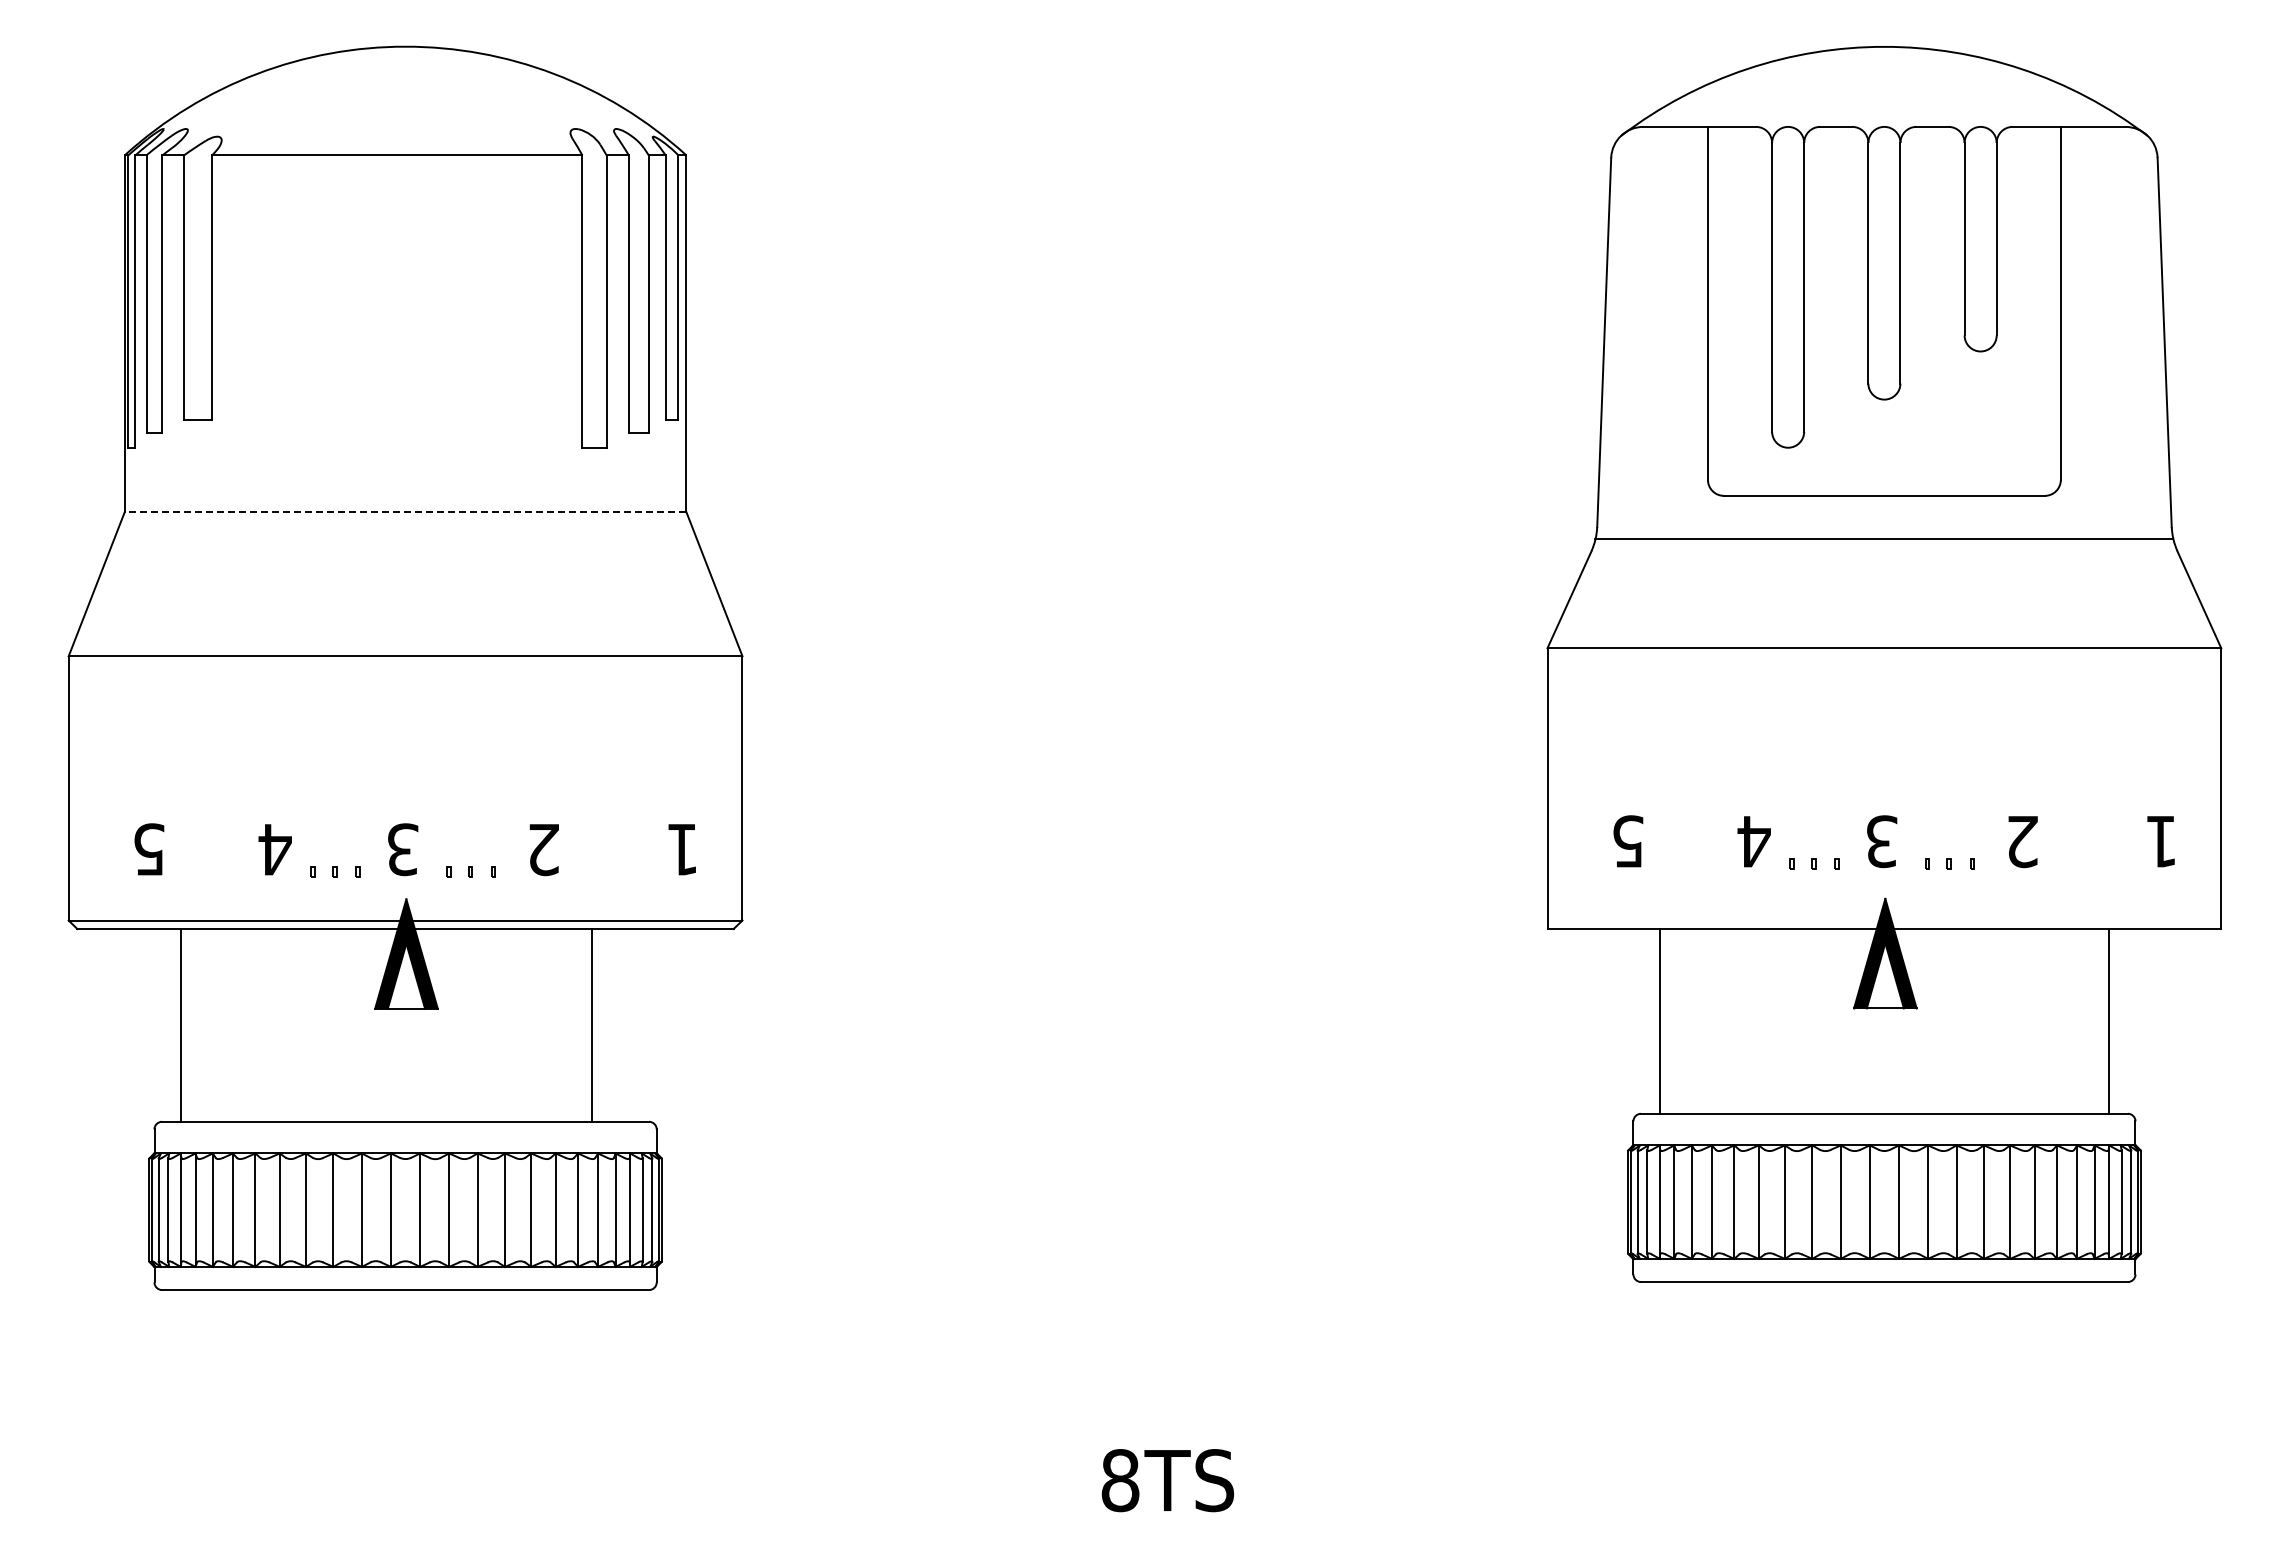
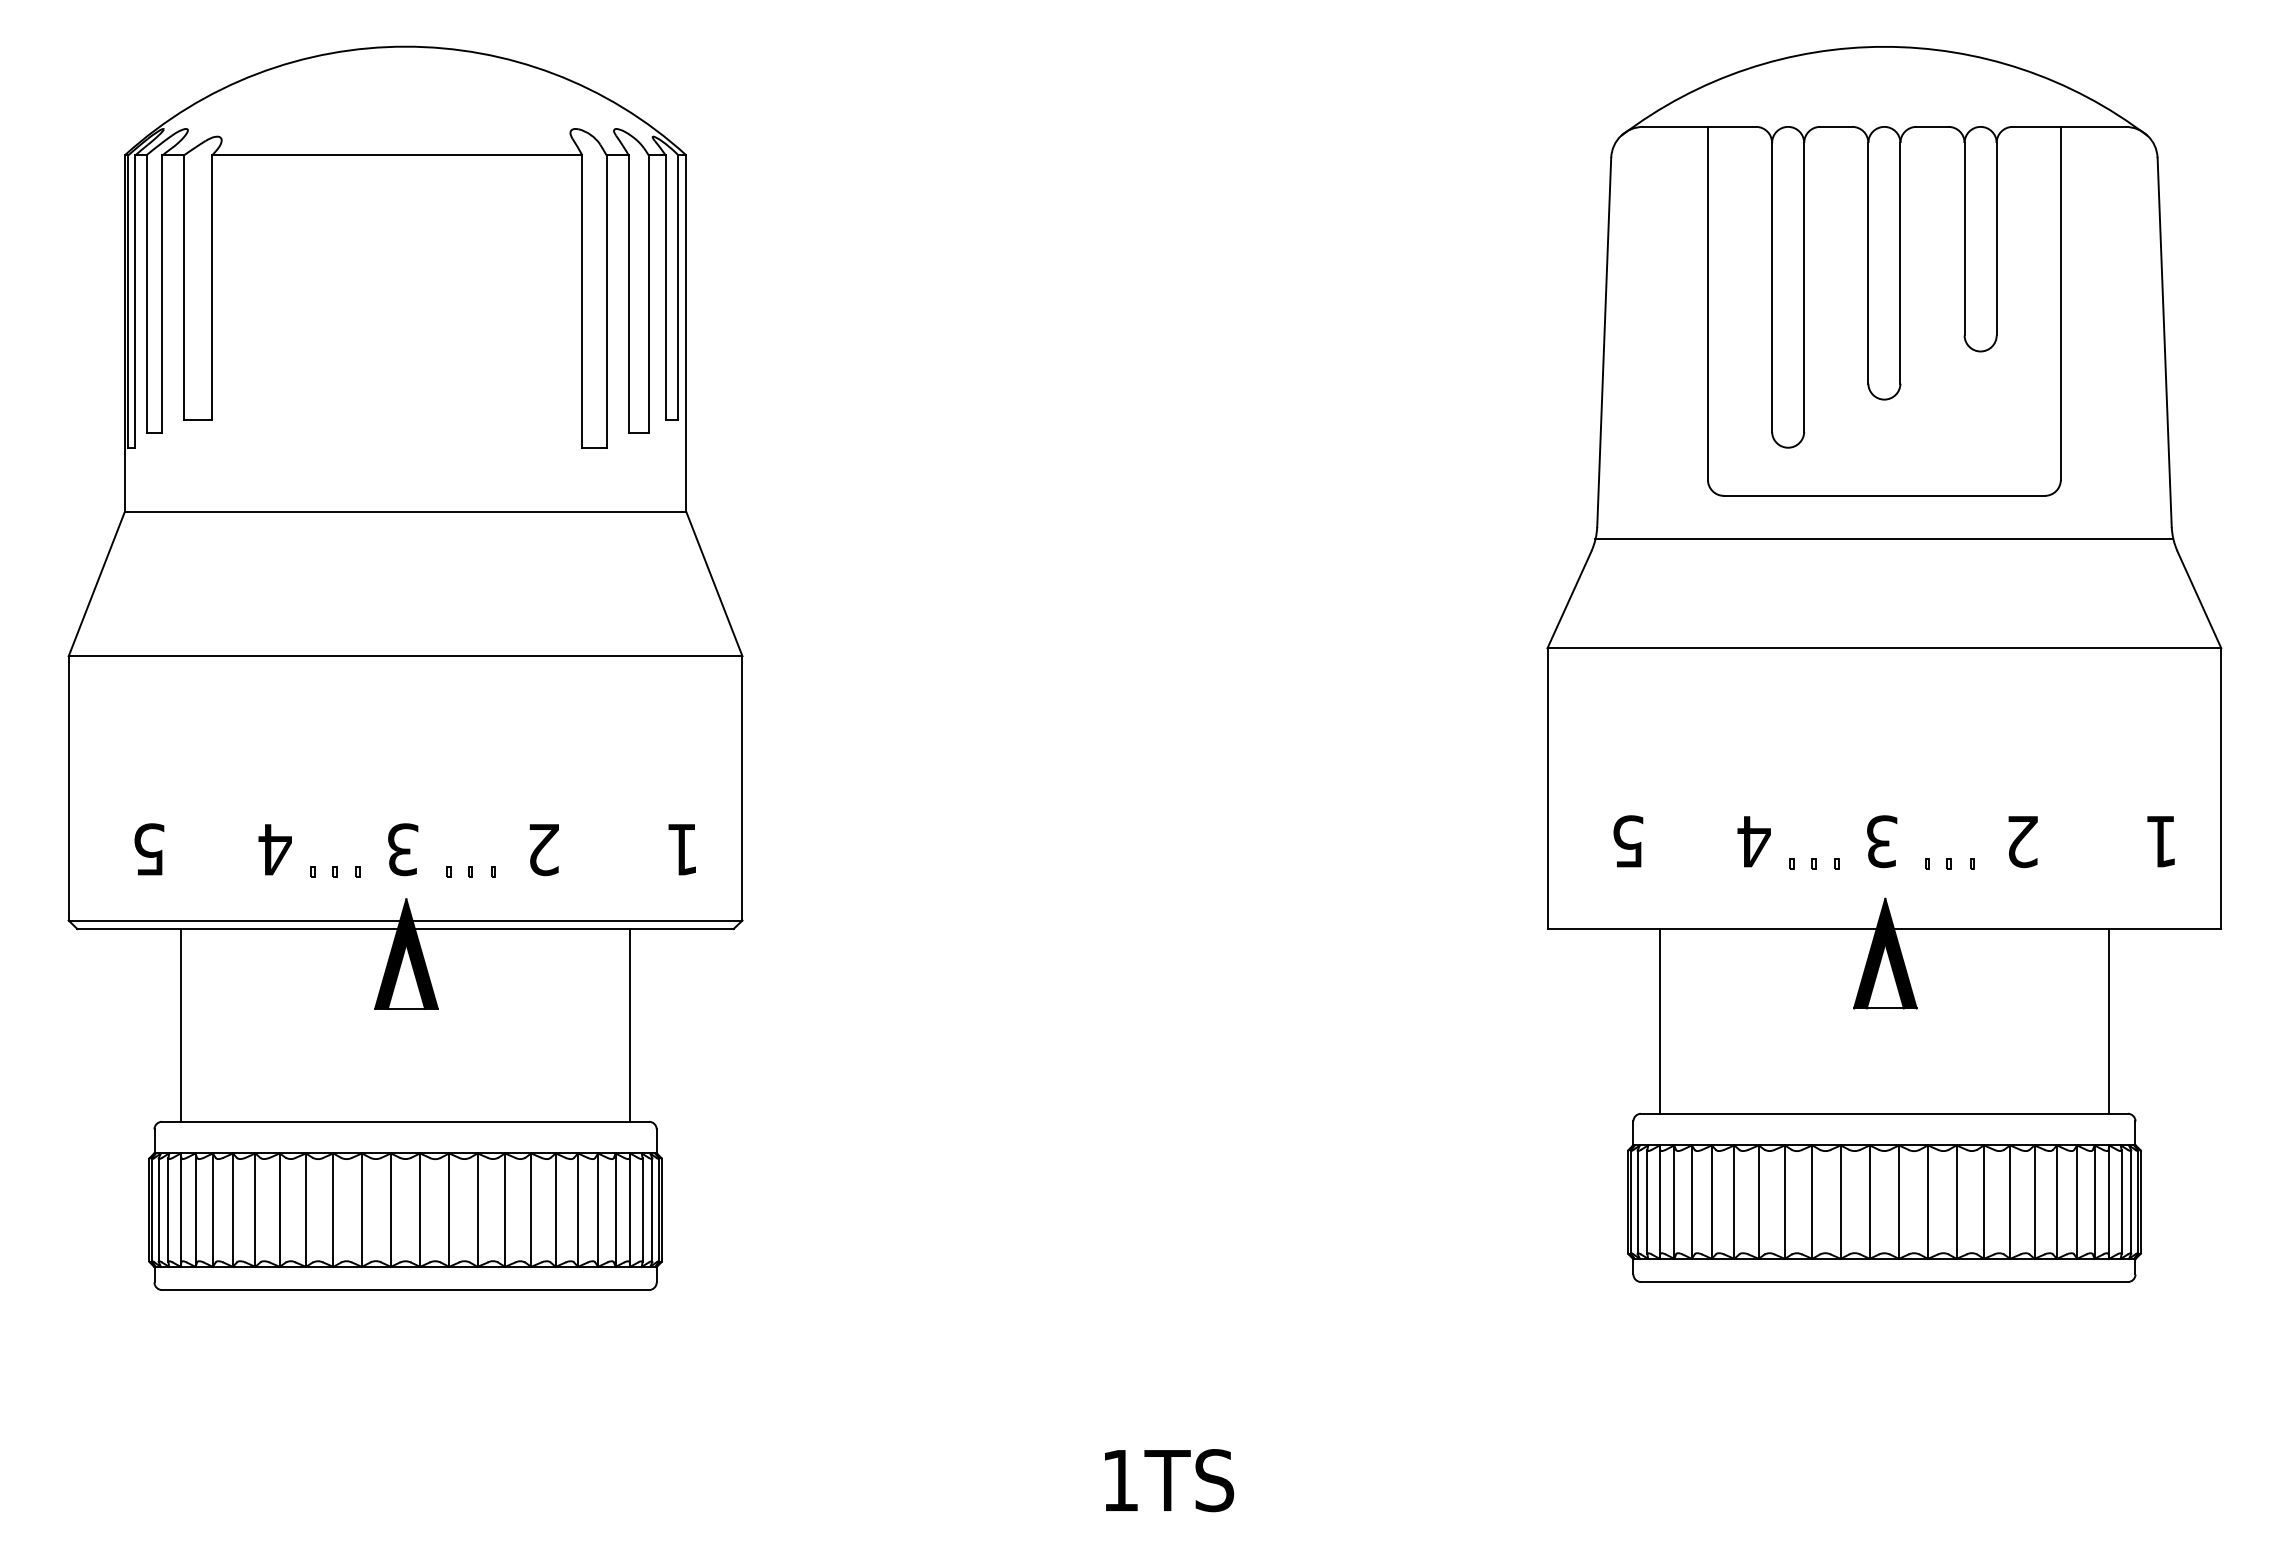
line: dashed -> solid (405, 511)
line position: (592, 1025) -> (630, 1025) (630, 1025)
text: 8TS -> 1TS (1120, 1480)
